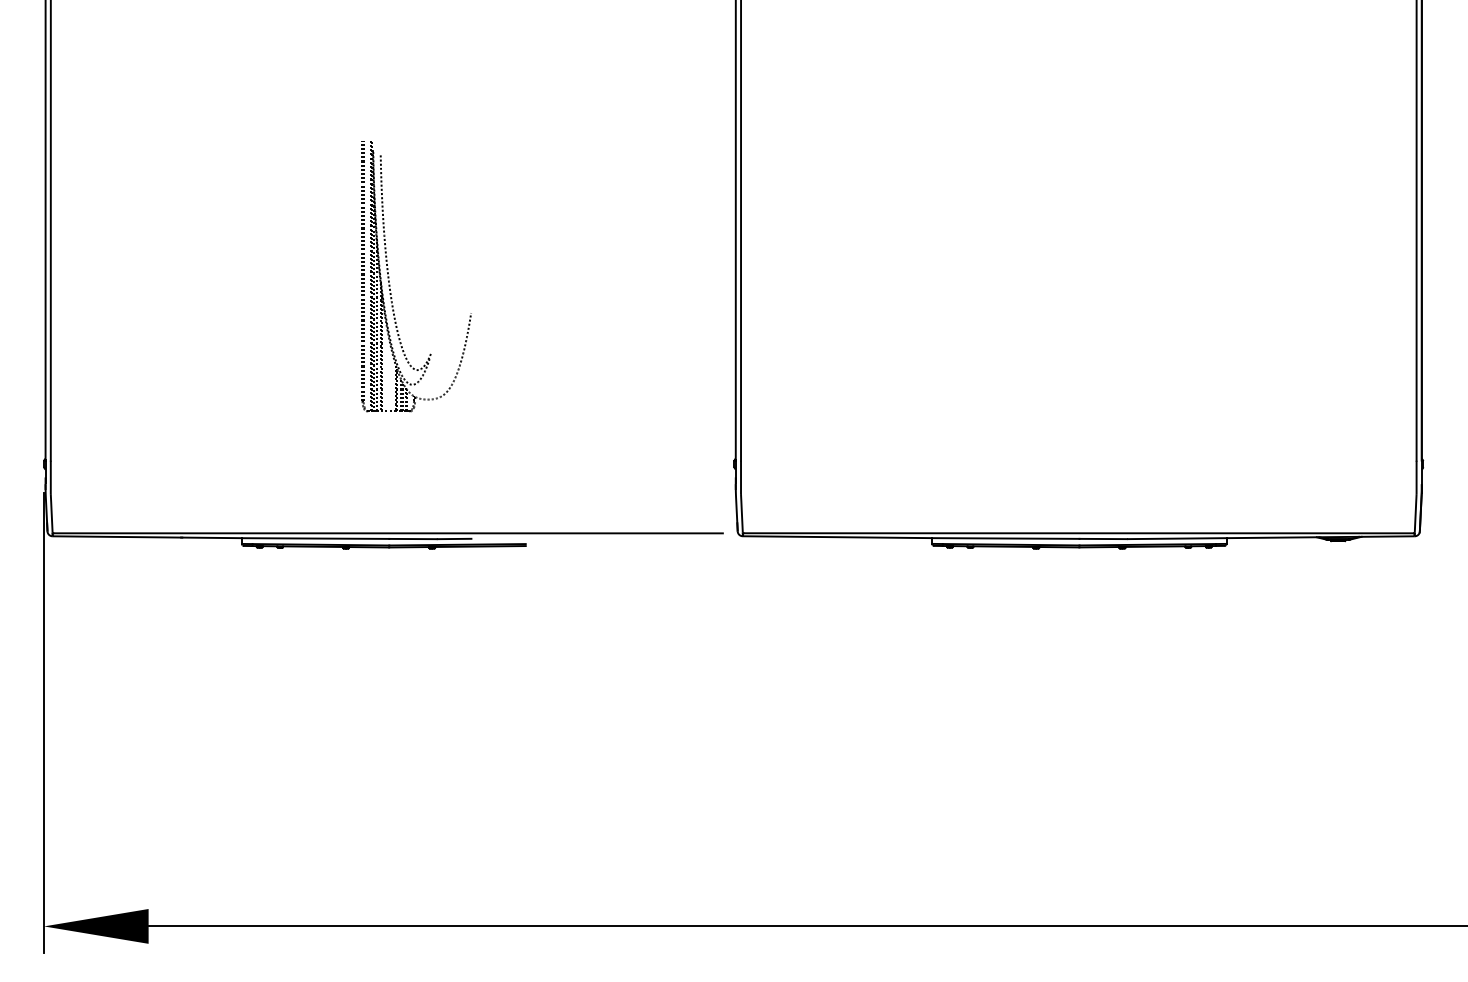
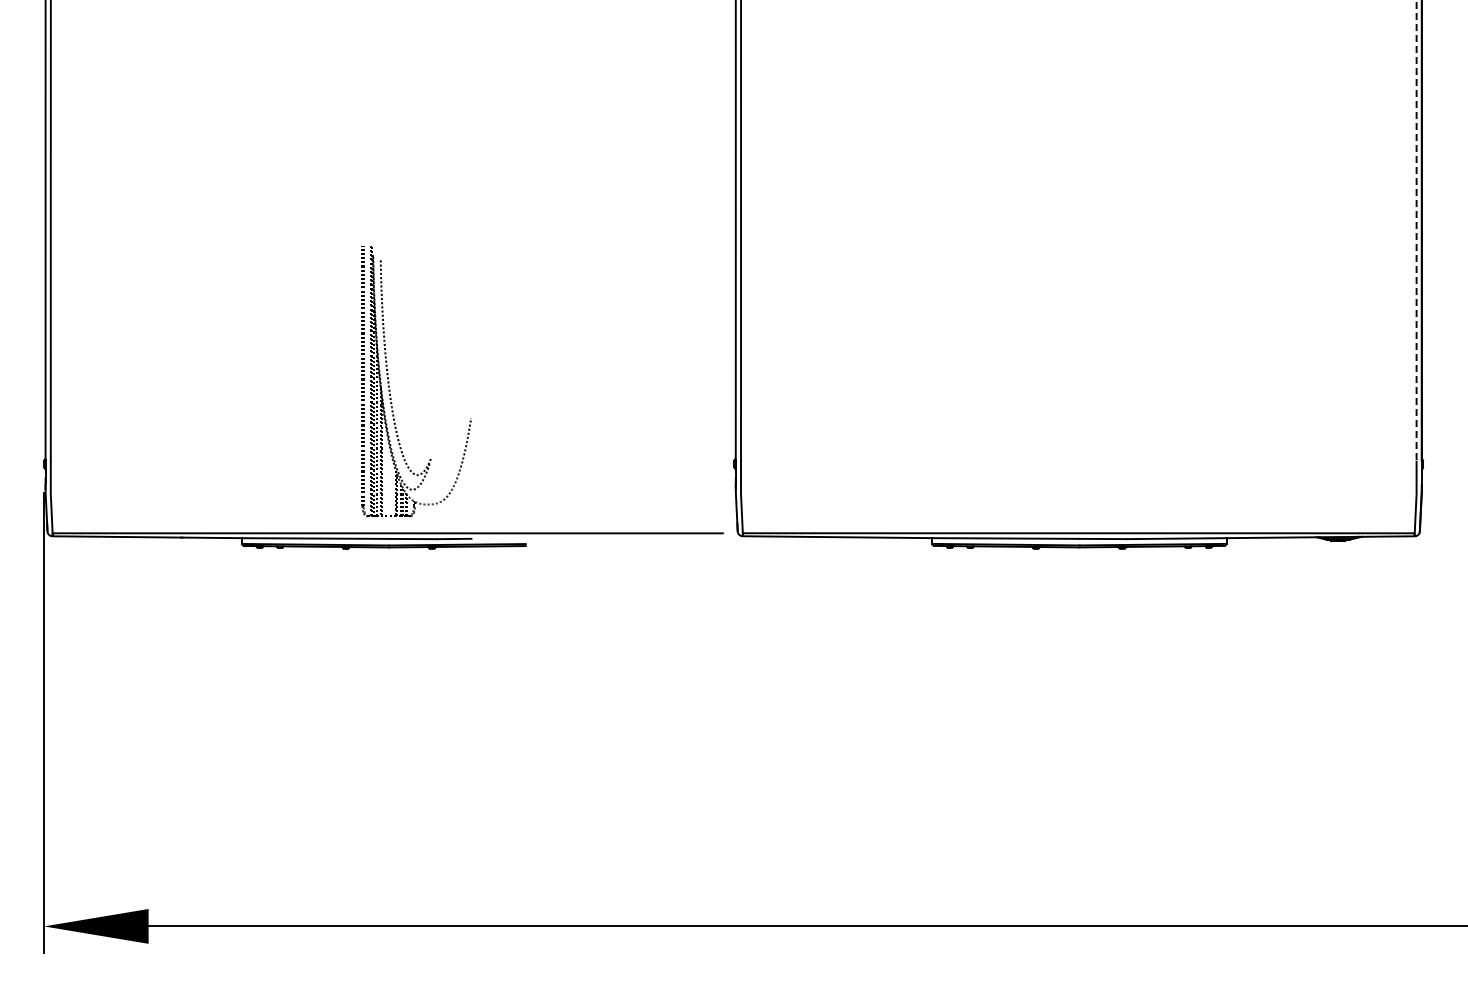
line: solid -> dashed (1416, 230)
part position: (389, 276) -> (389, 381) (389, 381)
